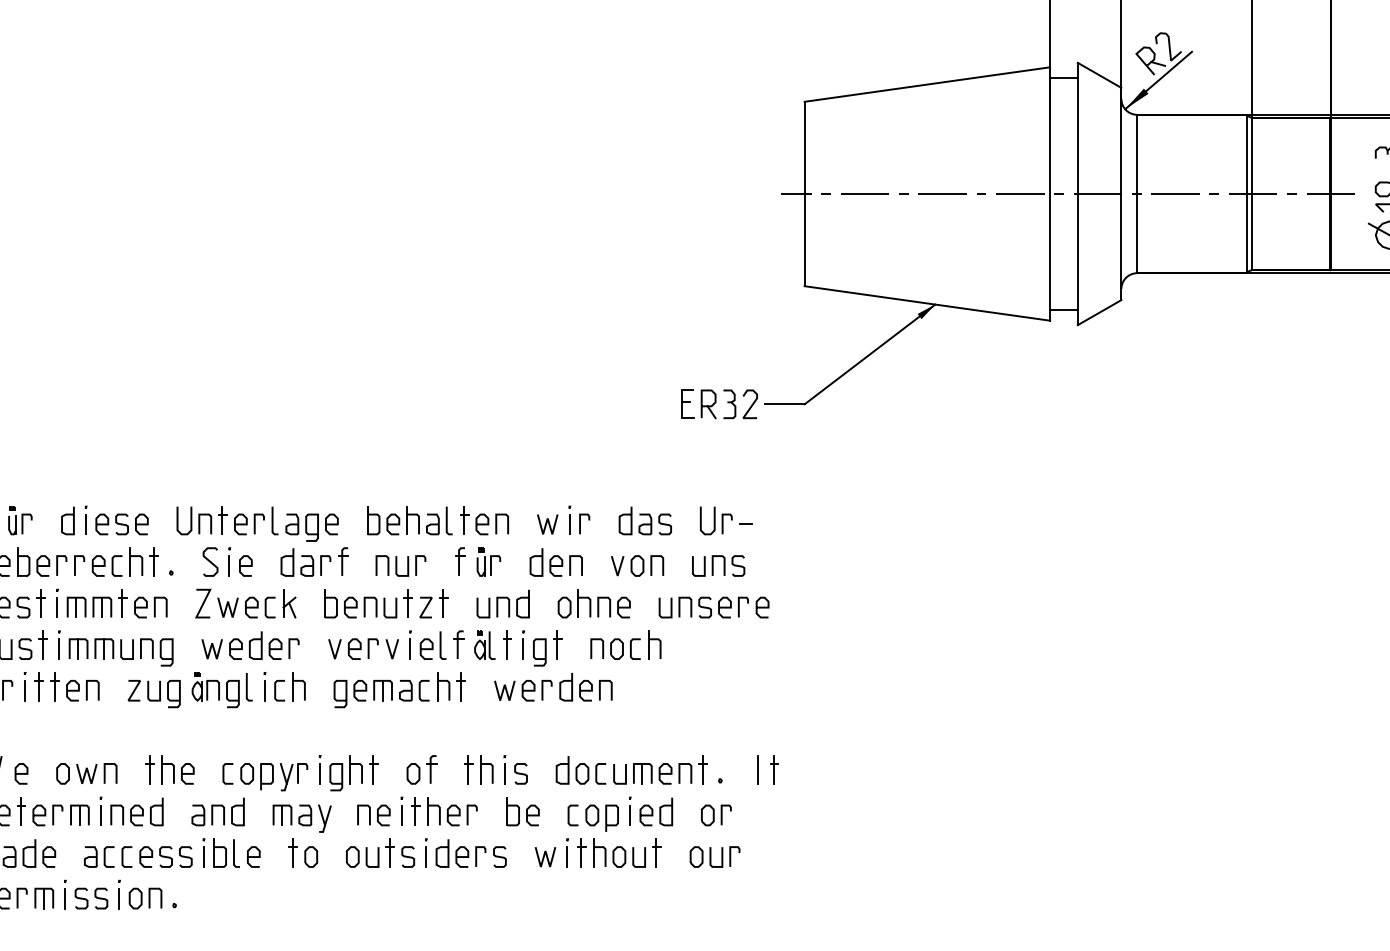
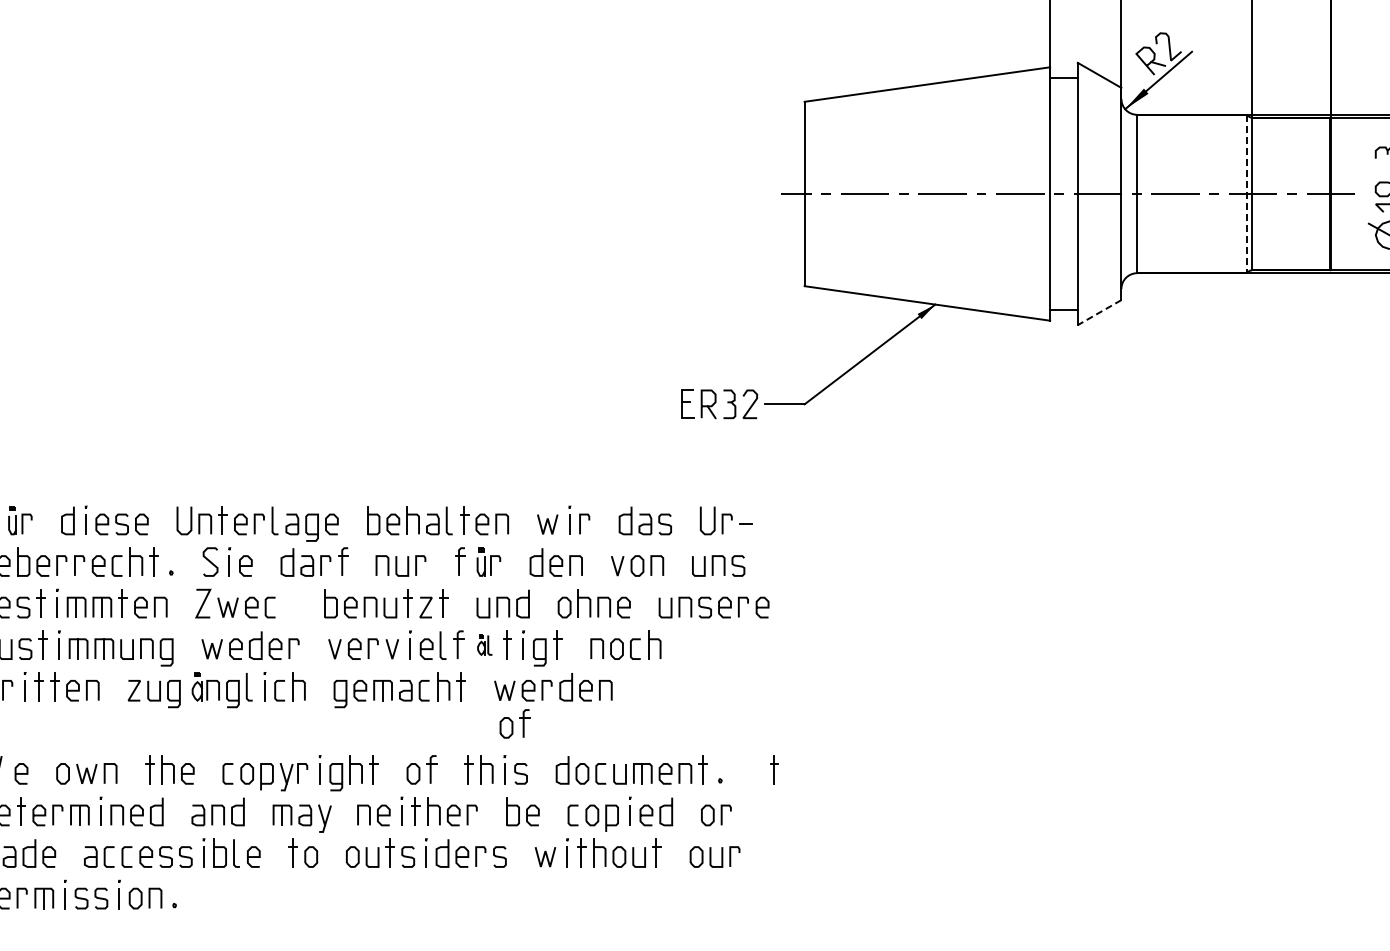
line: solid -> dashed (1246, 194)
line: solid -> dashed (1099, 312)
part: present -> none (289, 603)
part size: 22x30 px -> 16x22 px (484, 644)
part: none -> present (514, 723)
line: present -> none (757, 769)
